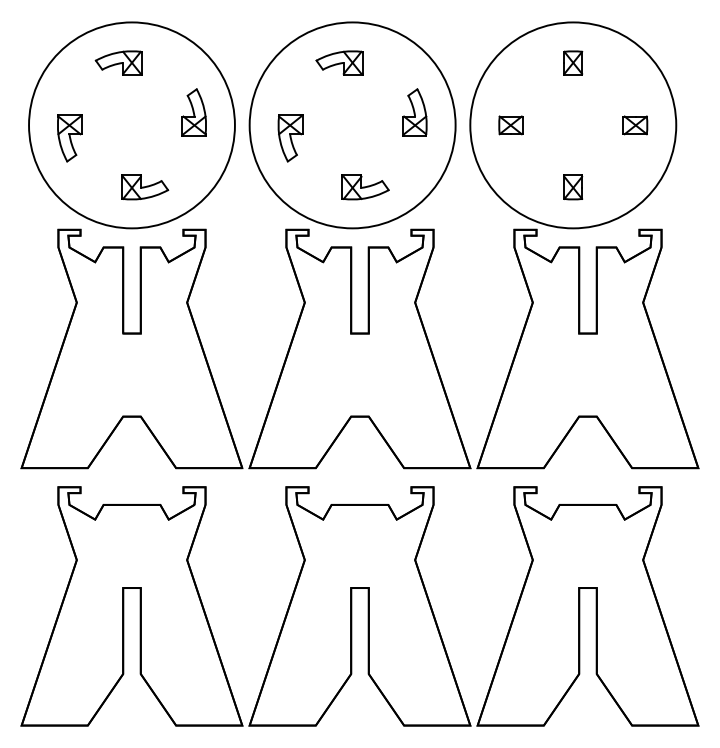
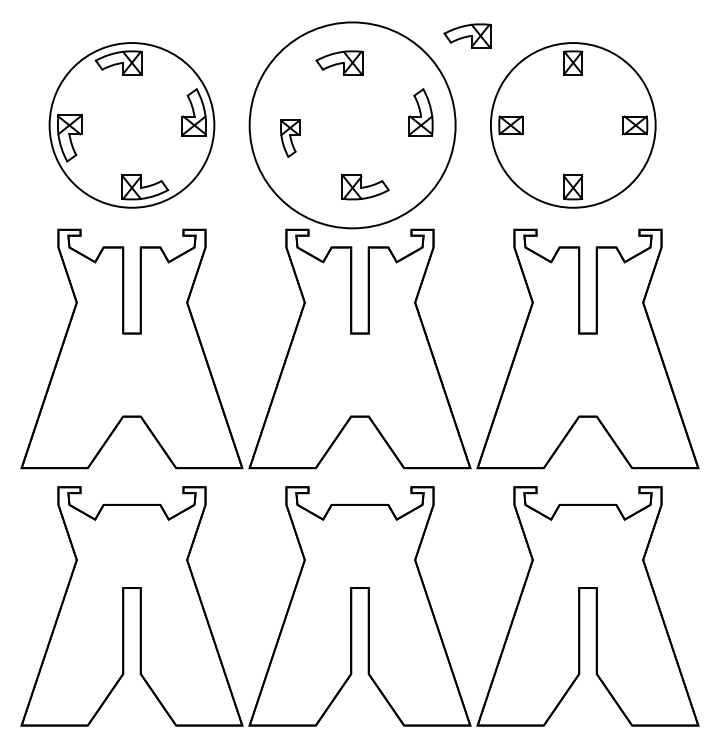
part: none -> present (467, 35)
part position: (414, 112) -> (420, 112) (420, 112)
circle diameter: 206 px -> 165 px (131, 125)
circle diameter: 206 px -> 165 px (572, 125)
part size: 27x49 px -> 21x39 px (290, 138)
